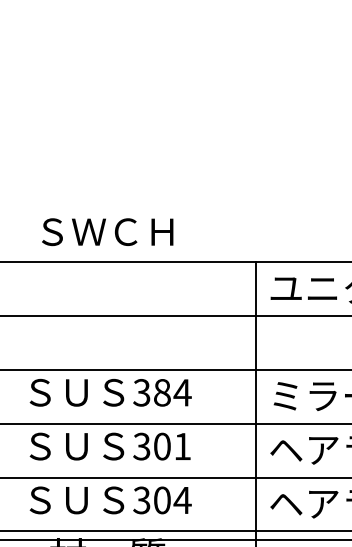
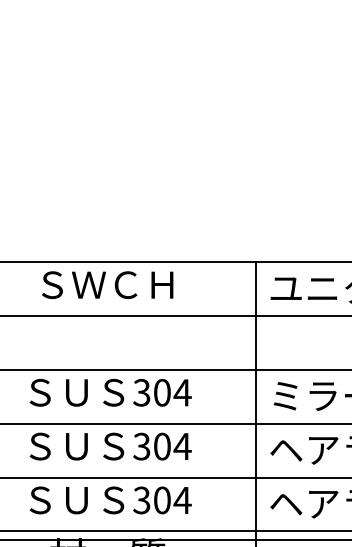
text position: (107, 232) -> (107, 285) (107, 285)
text: 384 -> 304 (162, 392)
text: 301 -> 304 (182, 446)
